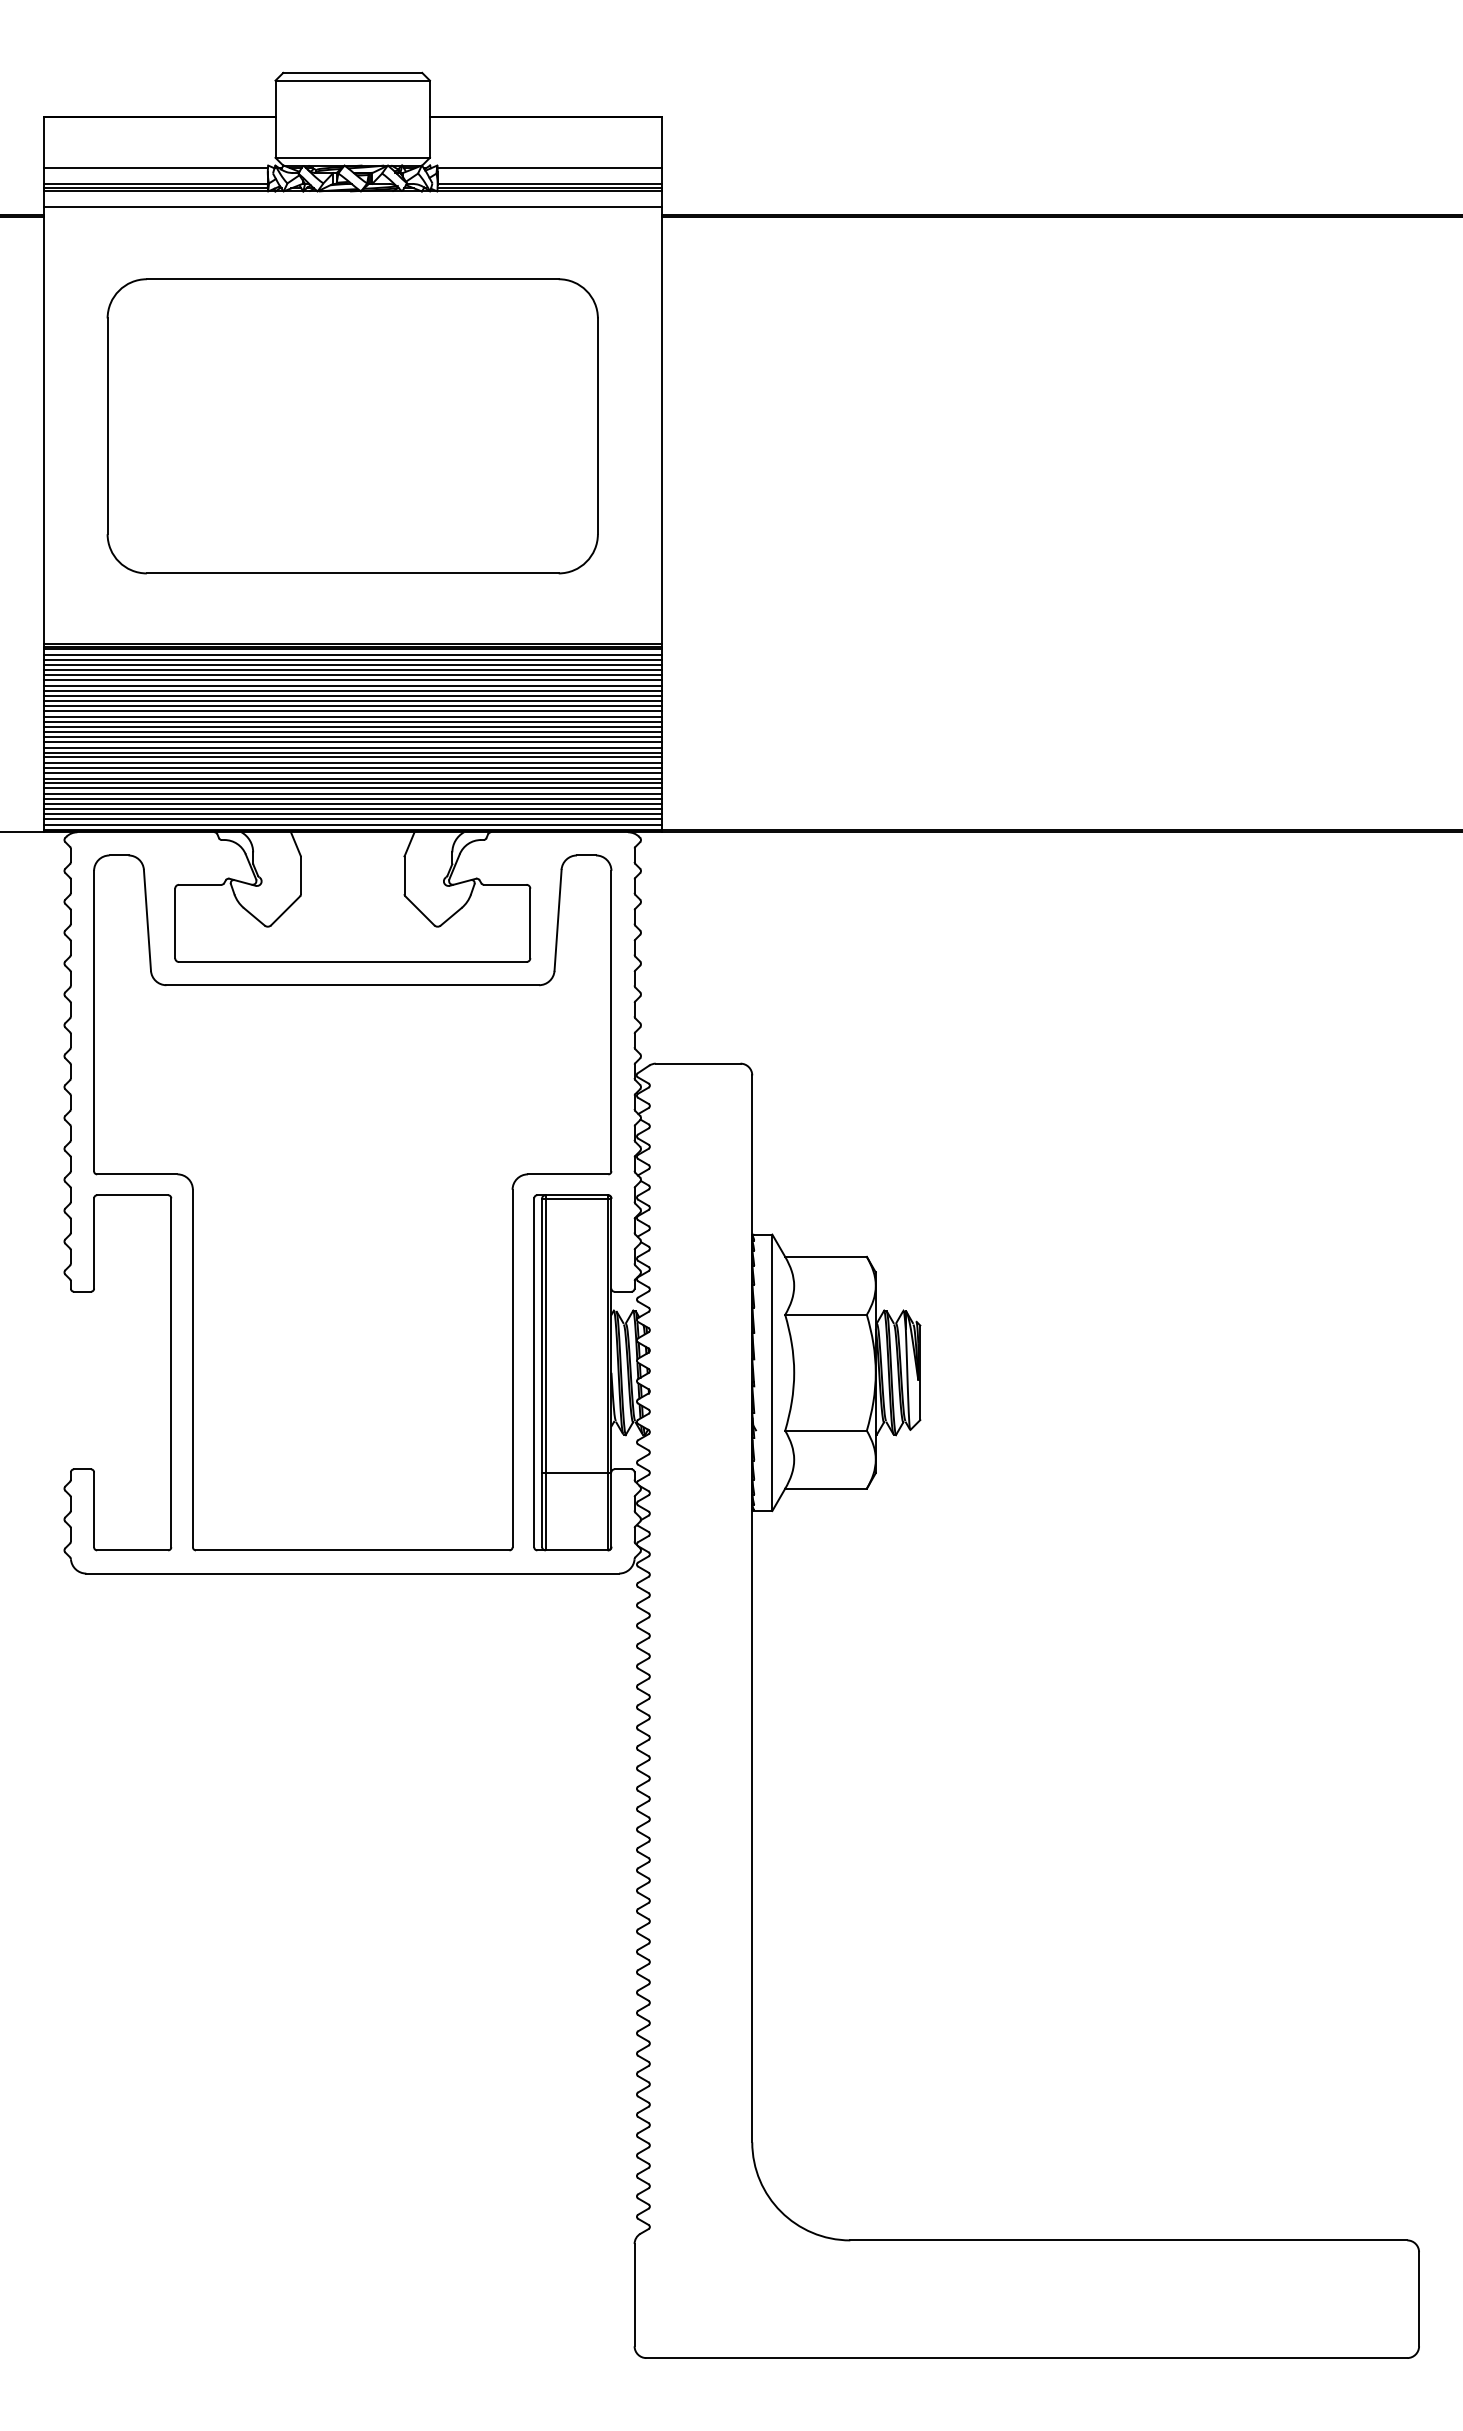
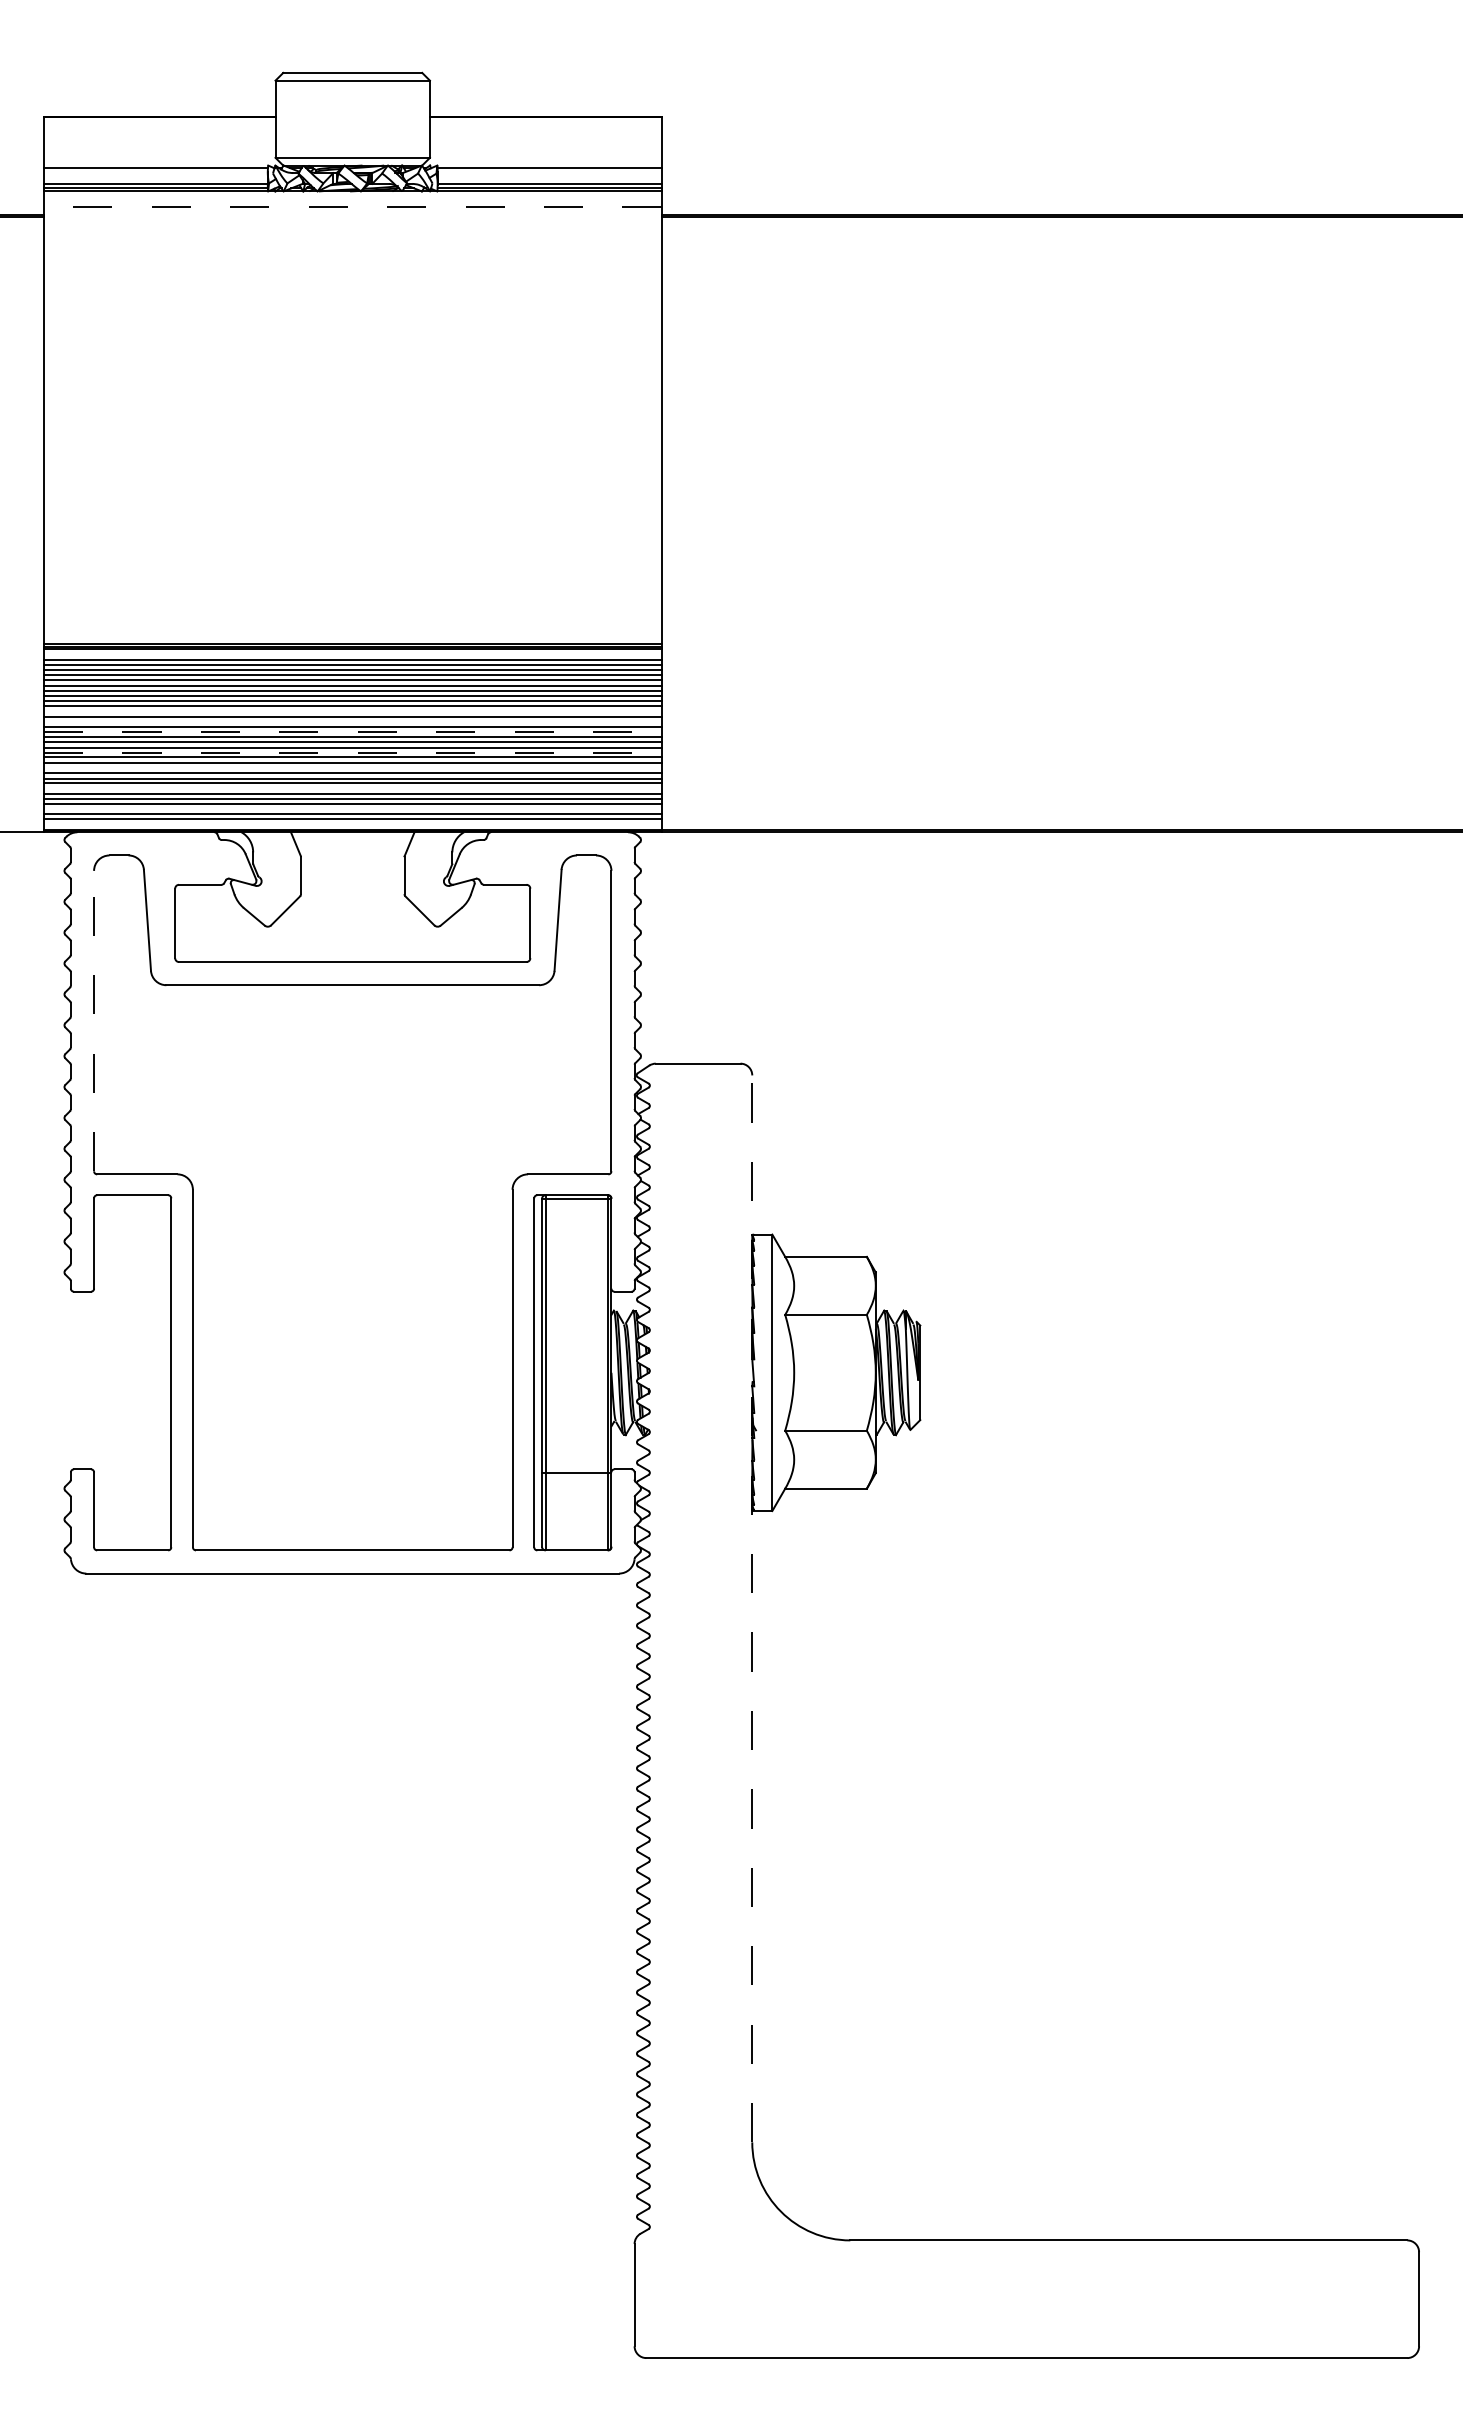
line: solid -> dashed (352, 206)
part: present -> none (352, 426)
line: present -> none (352, 654)
line: present -> none (352, 711)
line: present -> none (352, 721)
line: solid -> dashed (352, 732)
line: solid -> dashed (352, 752)
line: present -> none (352, 768)
line: present -> none (352, 788)
line: present -> none (352, 809)
line: present -> none (352, 824)
line: solid -> dashed (94, 1020)
line: solid -> dashed (752, 1608)
